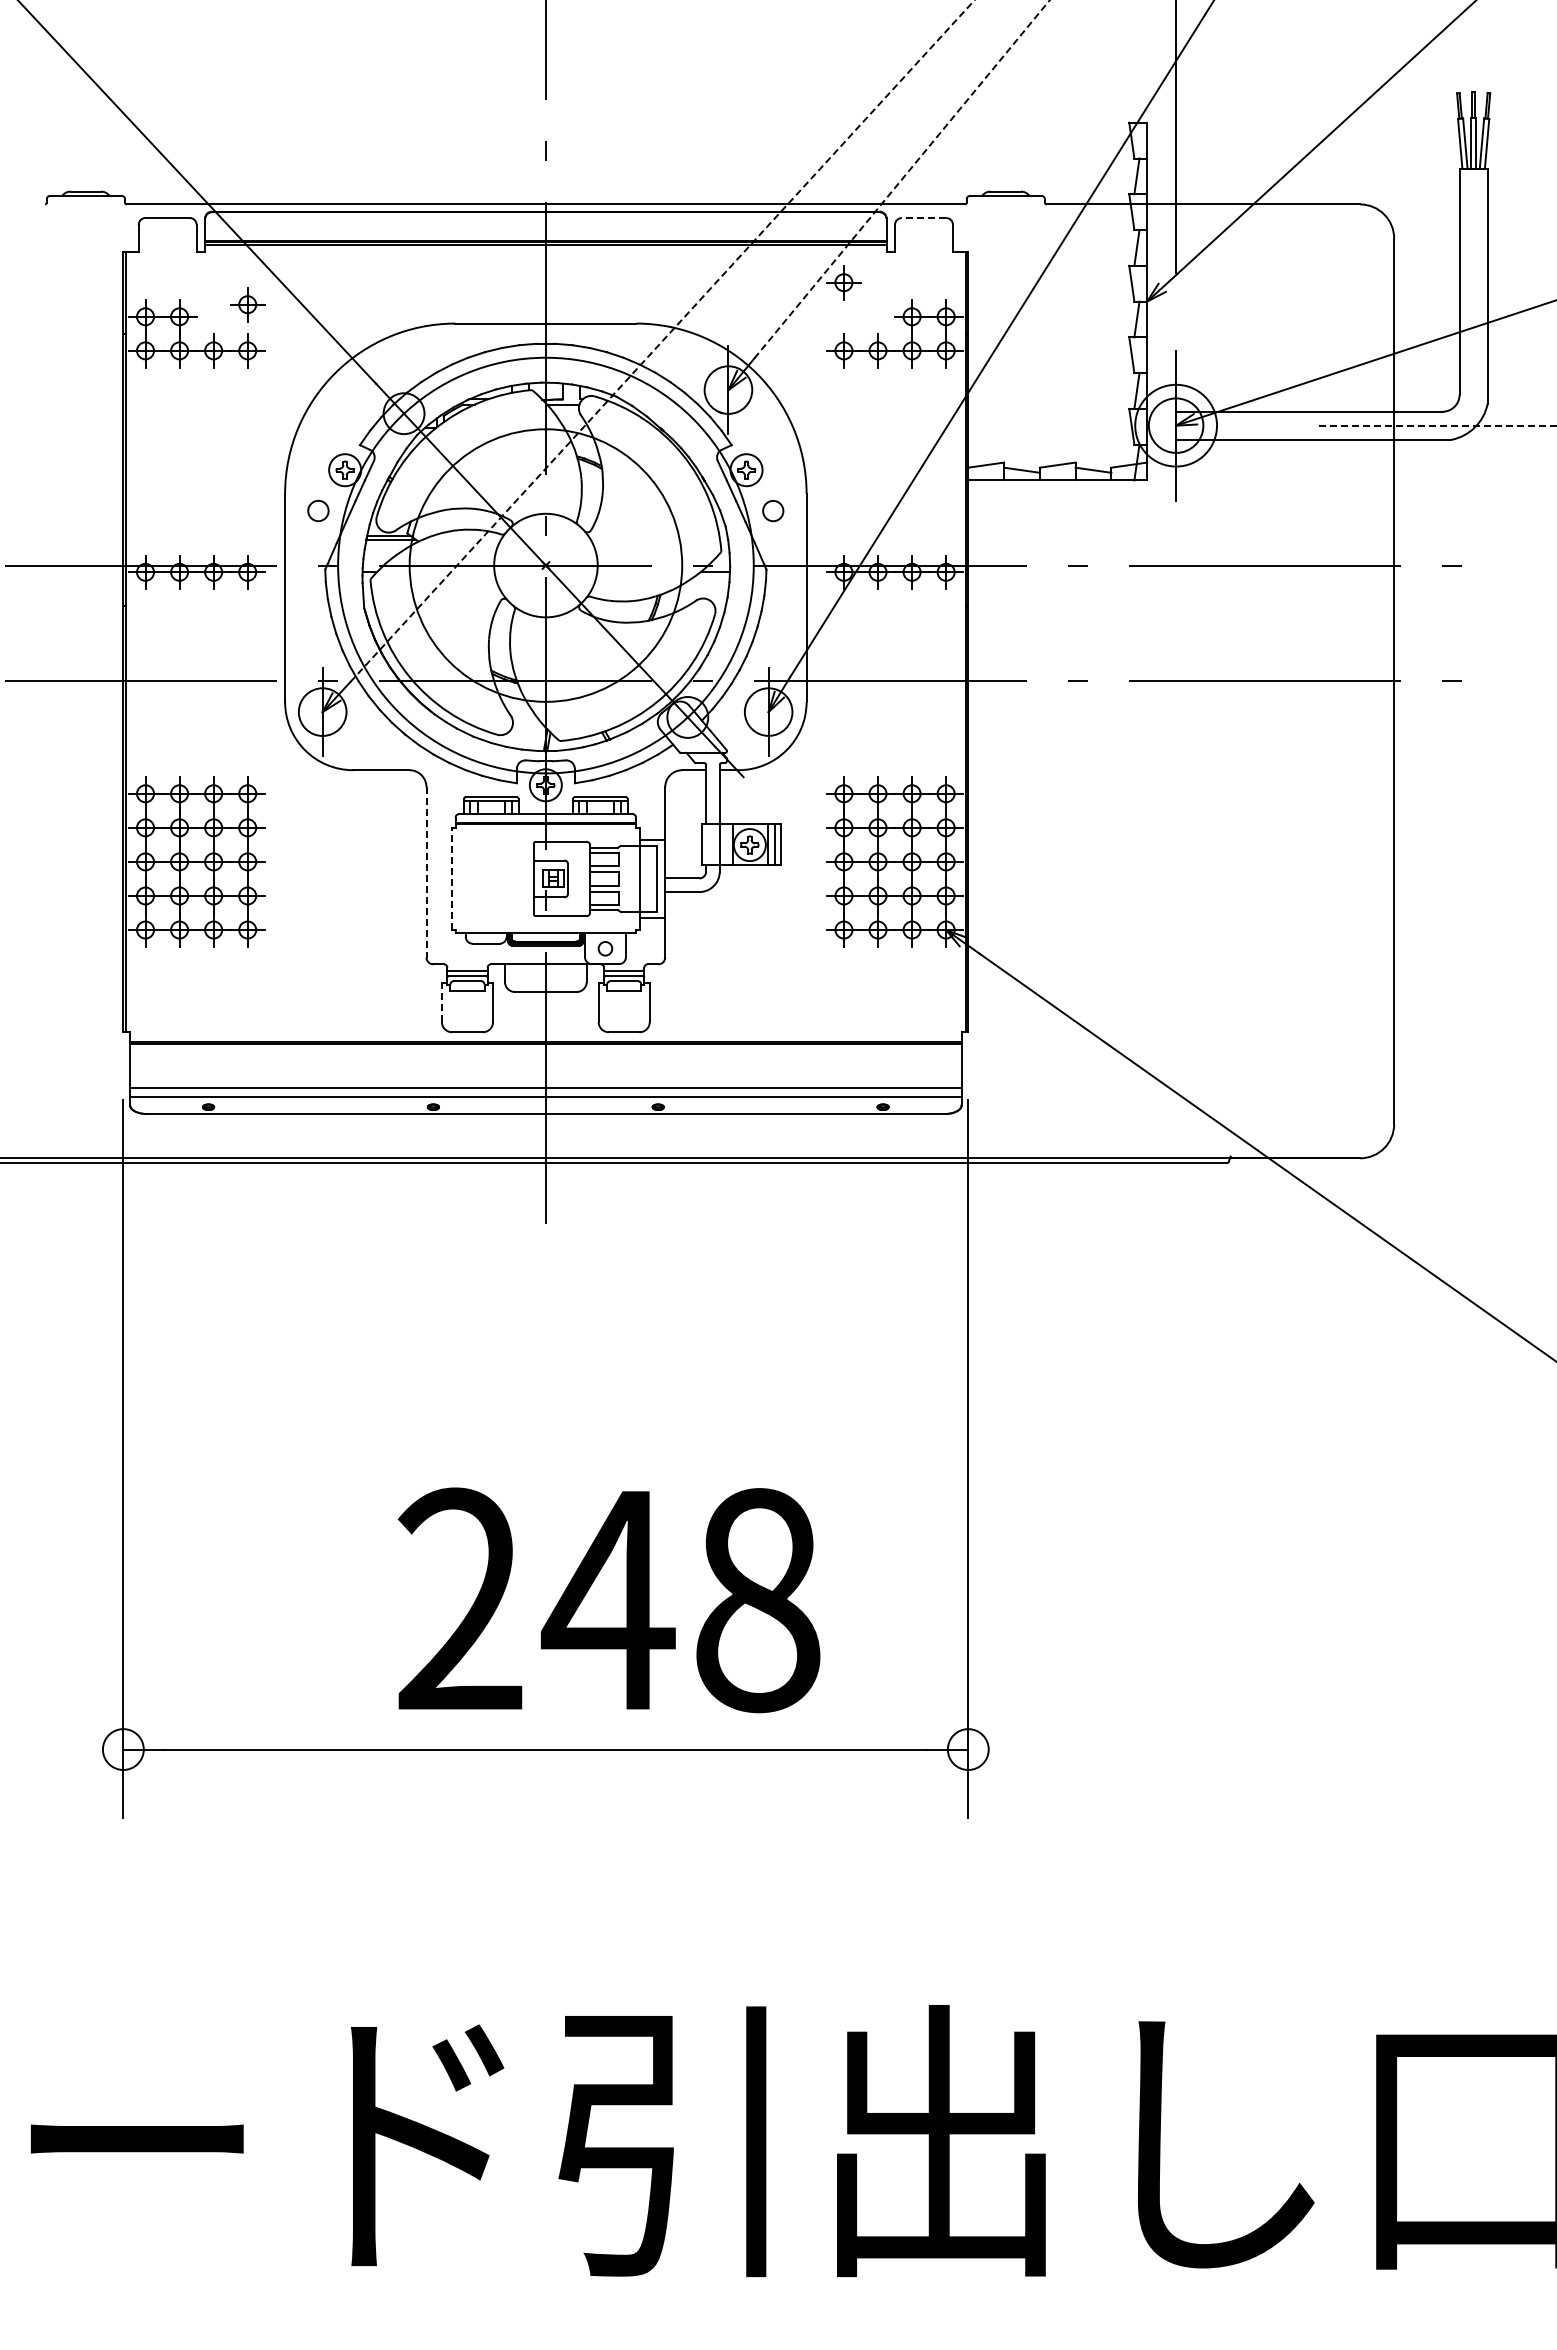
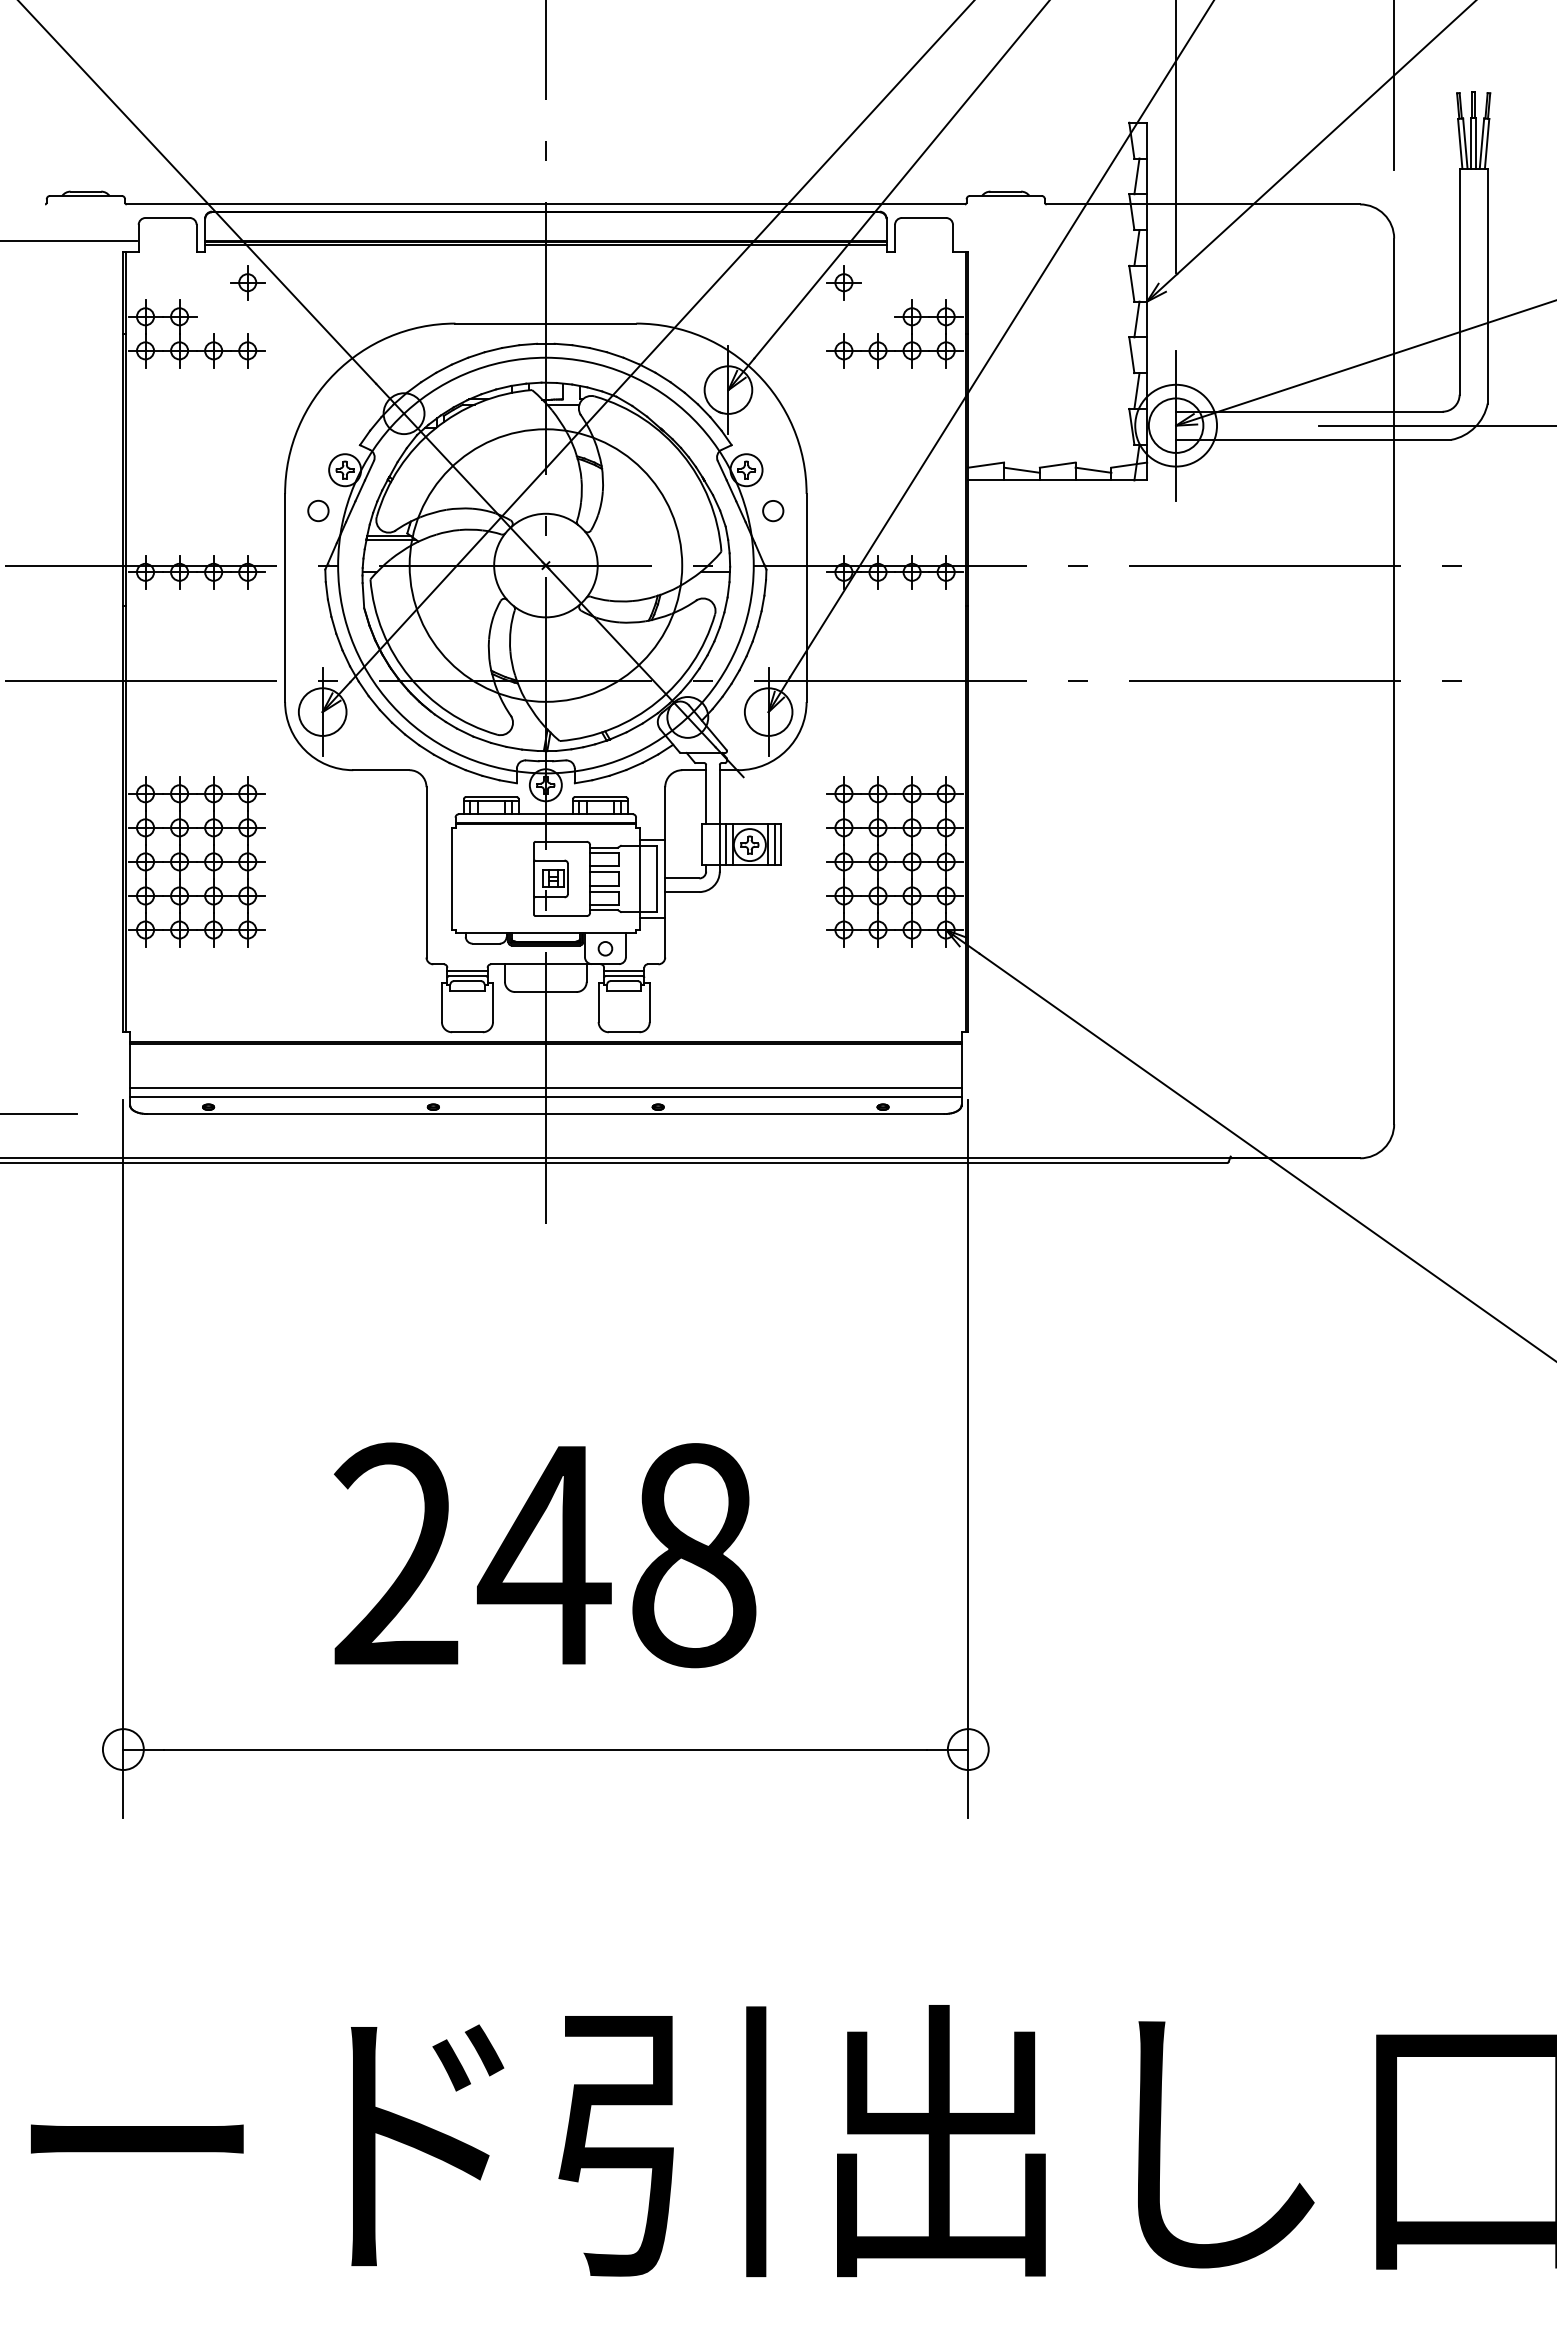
line: none -> present (1394, 86)
line: dashed -> solid (901, 179)
line: dashed -> solid (923, 218)
line: none -> present (69, 241)
part position: (247, 304) -> (247, 282) (247, 282)
line: dashed -> solid (662, 341)
line: dashed -> solid (1438, 425)
line: none -> present (725, 844)
line: dashed -> solid (426, 872)
line: dashed -> solid (452, 878)
line: dashed -> solid (441, 1002)
line: none -> present (39, 1114)
text position: (609, 1600) -> (545, 1555) (545, 1555)
